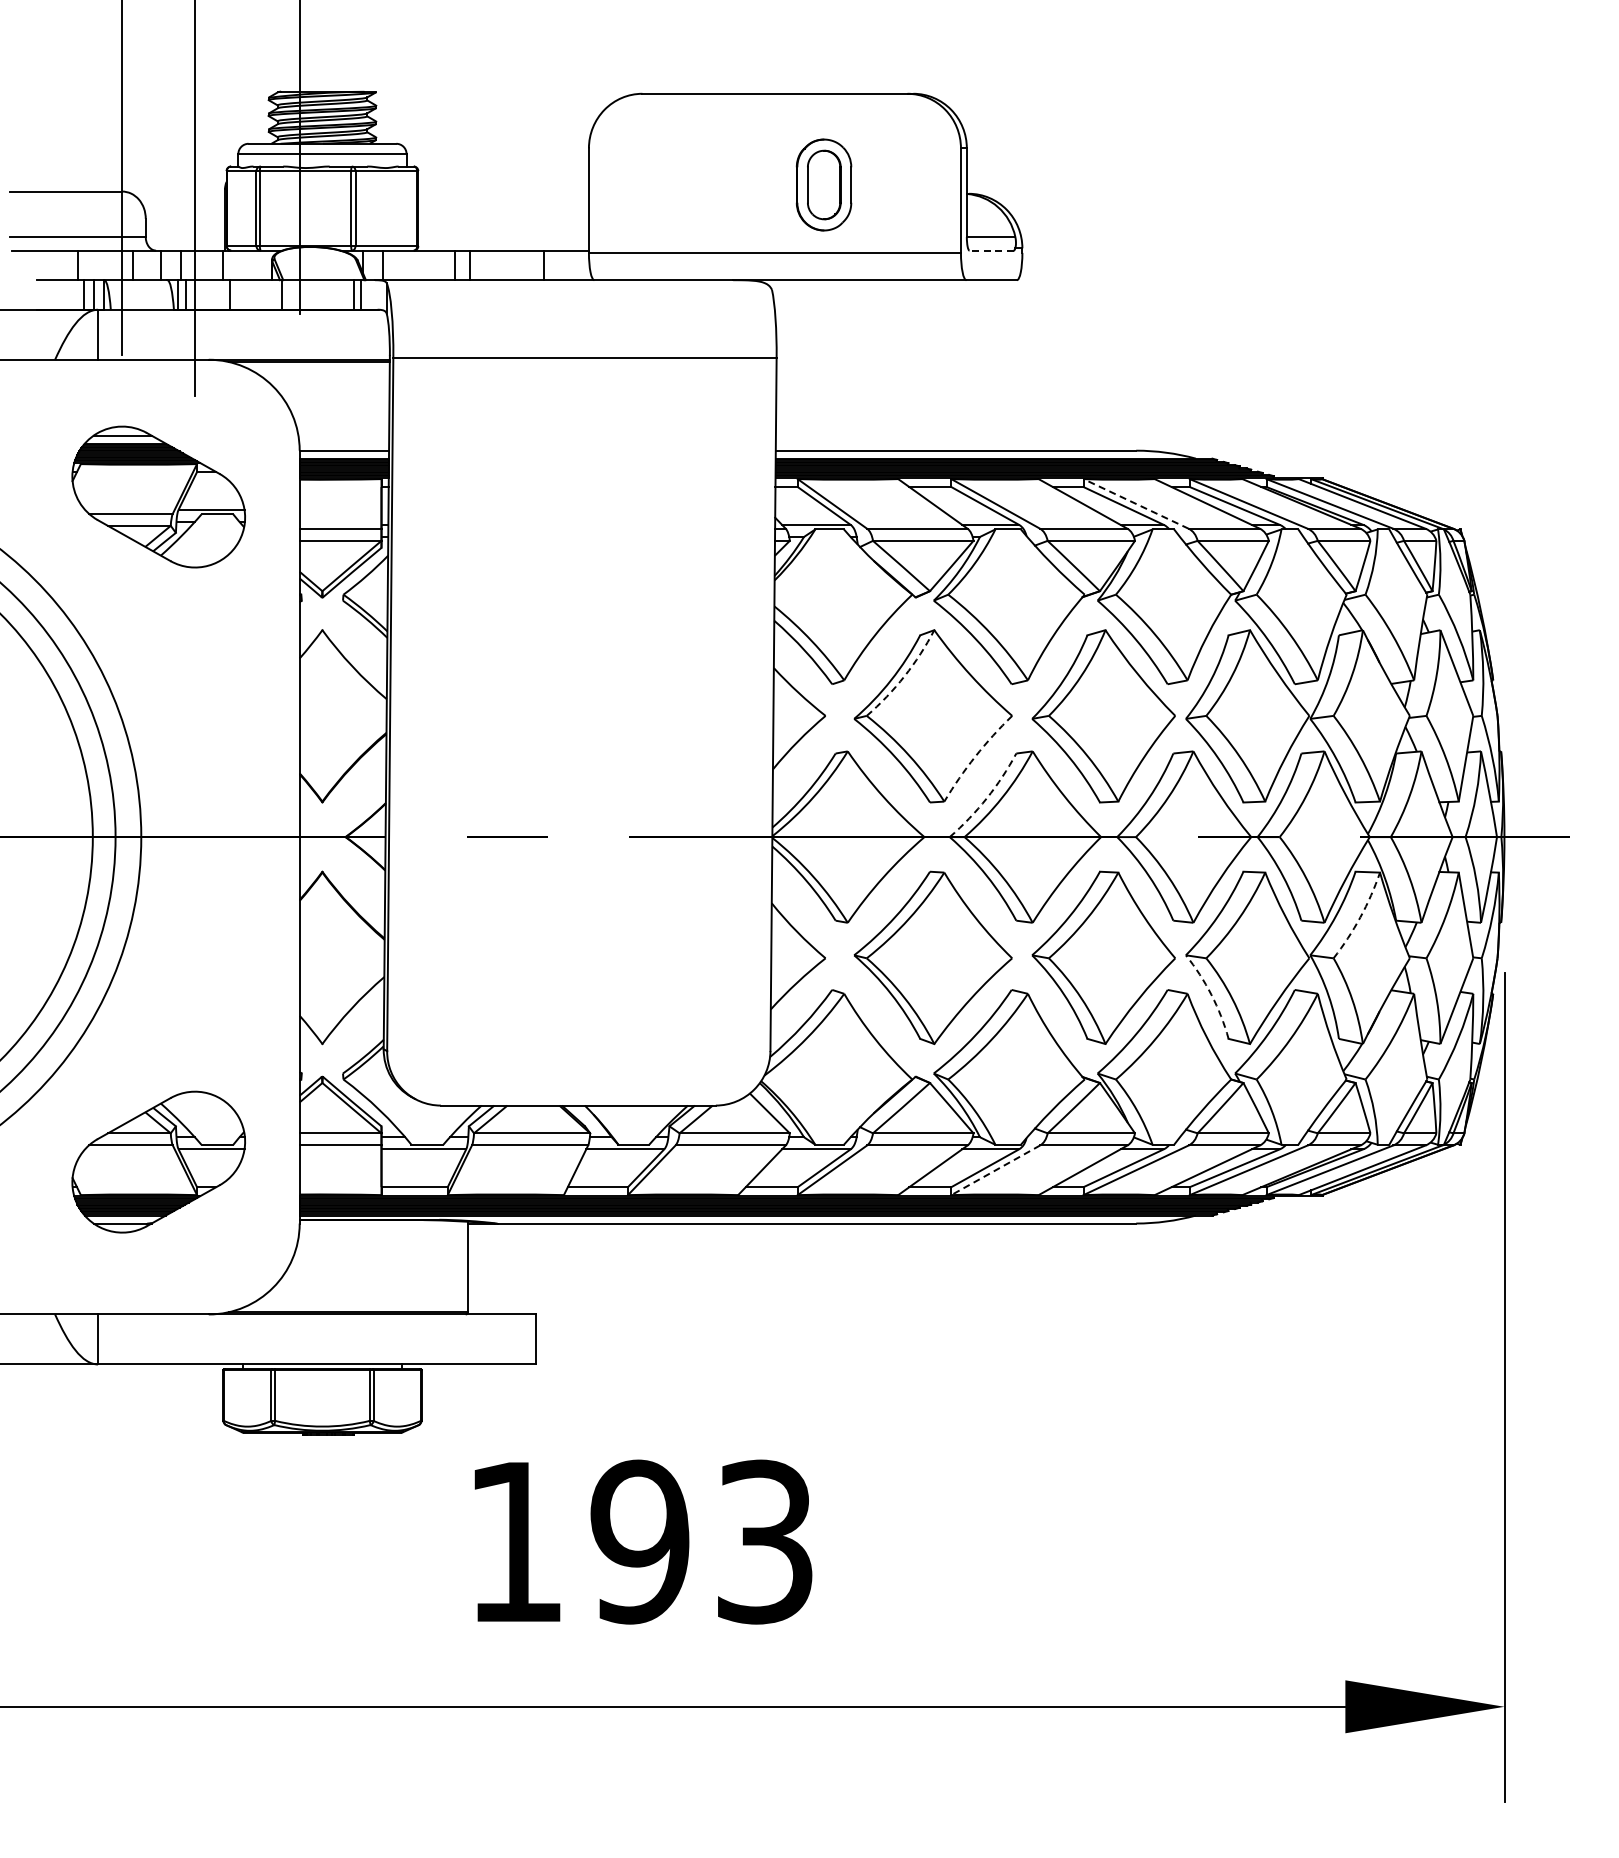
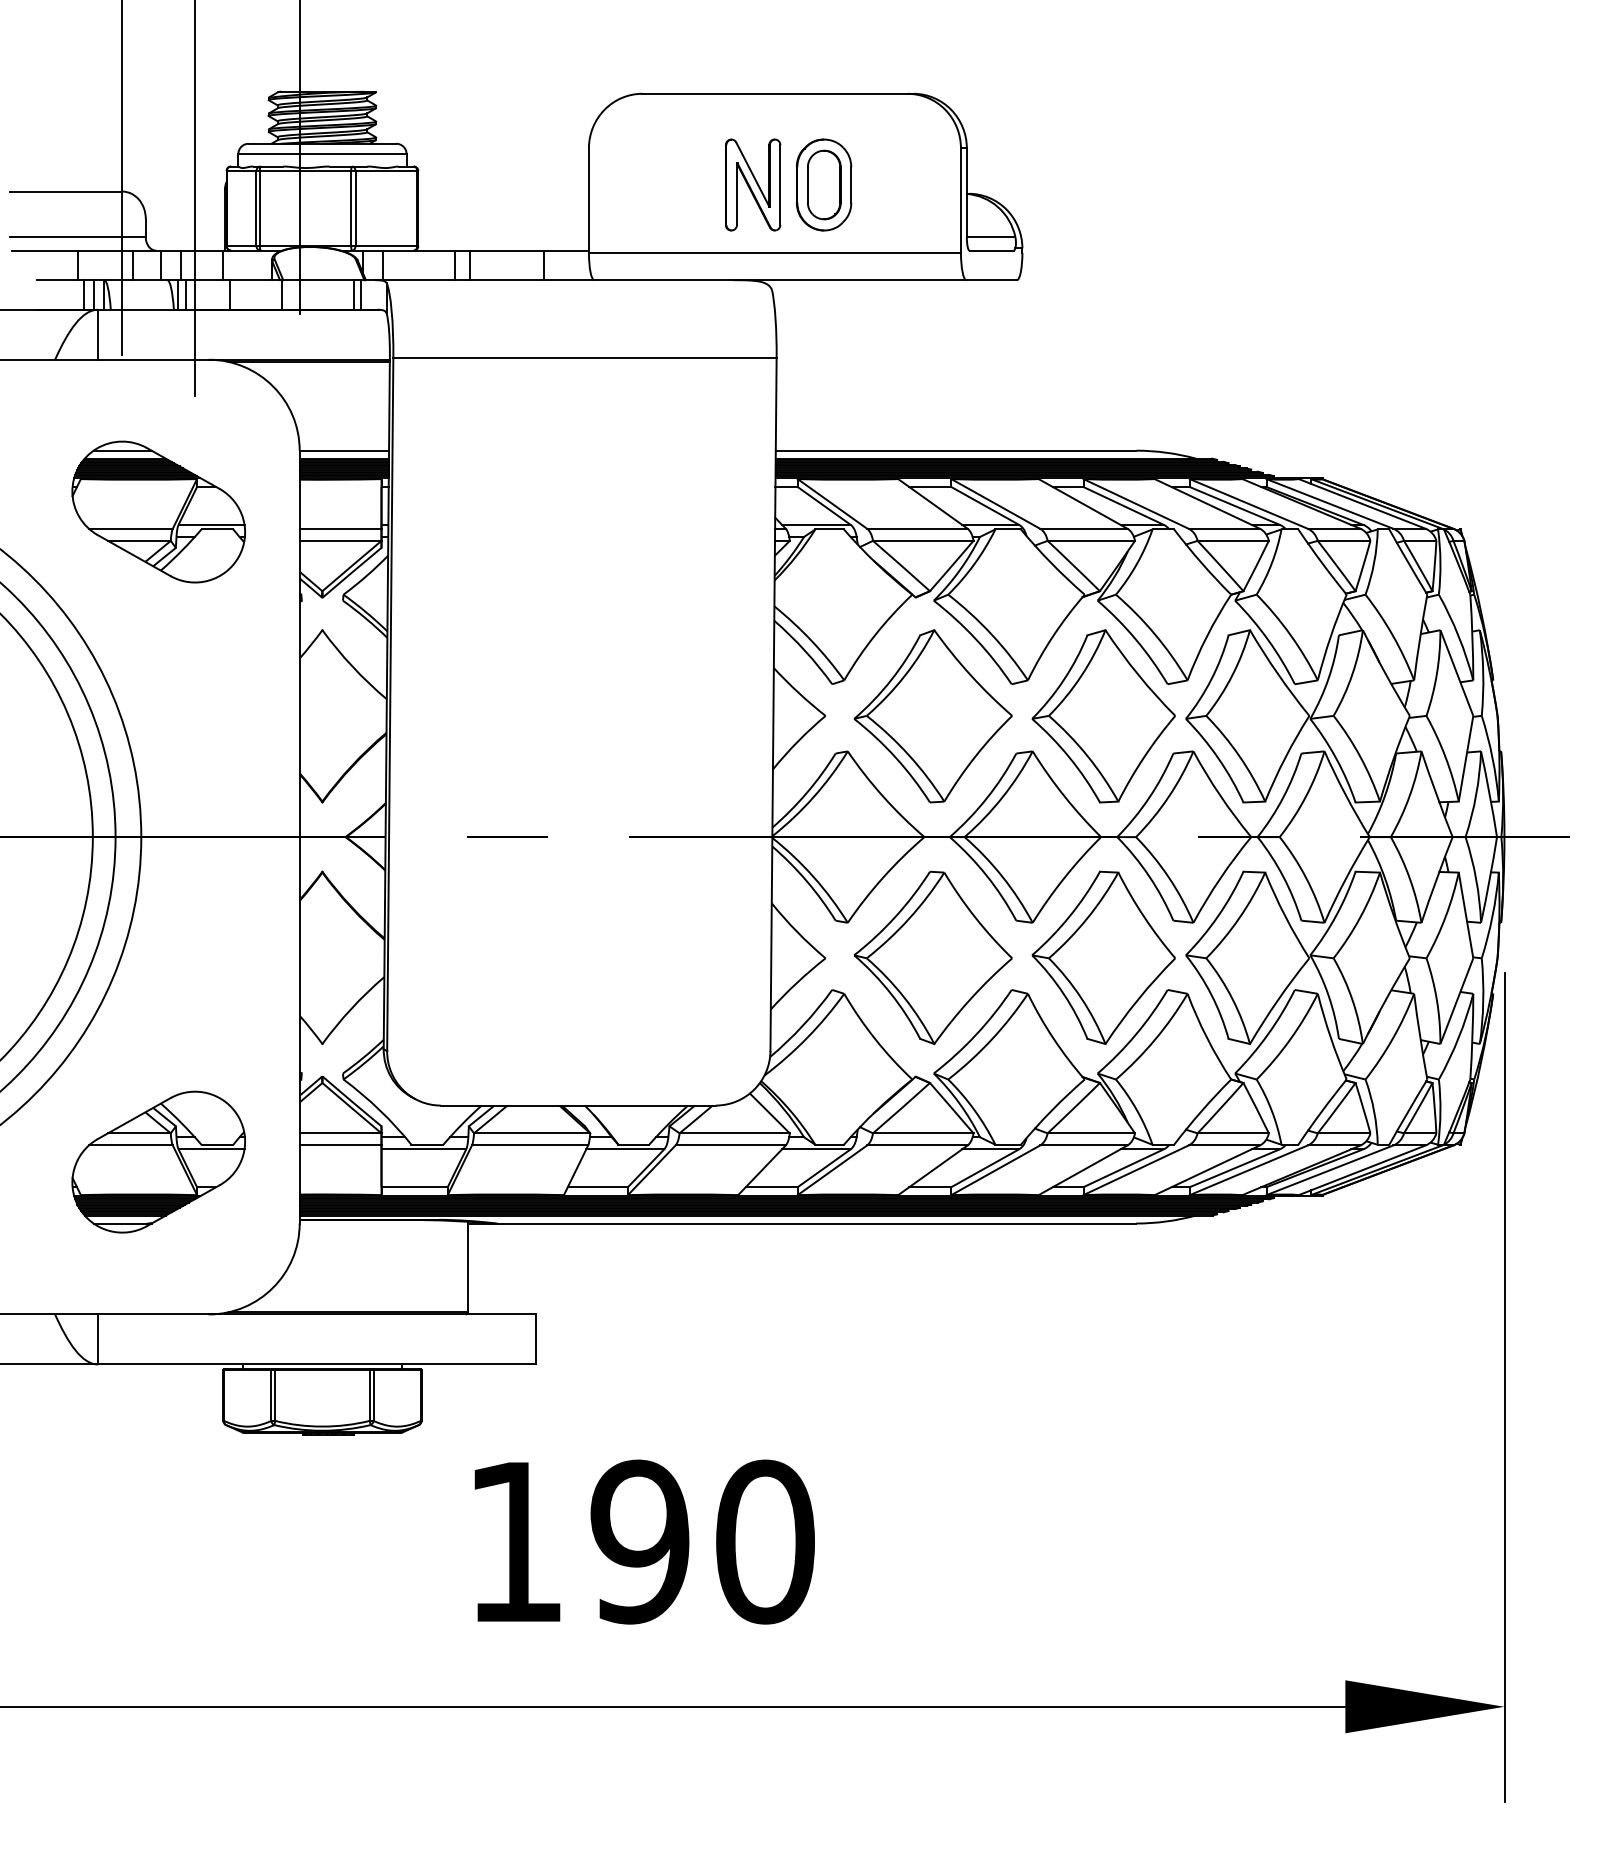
part: none -> present (753, 184)
line: dashed -> solid (991, 250)
part position: (158, 496) -> (158, 511) (158, 511)
line: dashed -> solid (1135, 503)
arc: dashed -> solid (904, 676)
arc: dashed -> solid (975, 756)
arc: dashed -> solid (986, 798)
arc: dashed -> solid (1360, 917)
arc: dashed -> solid (1211, 994)
line: dashed -> solid (995, 1170)
text: 193 -> 190 (765, 1541)
